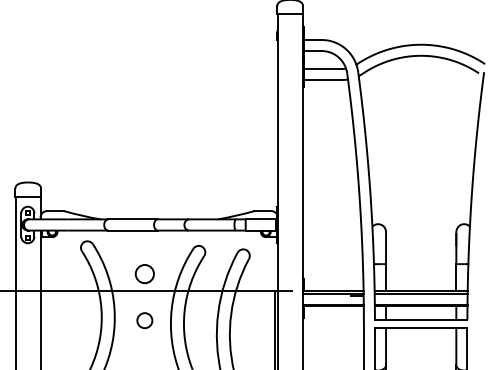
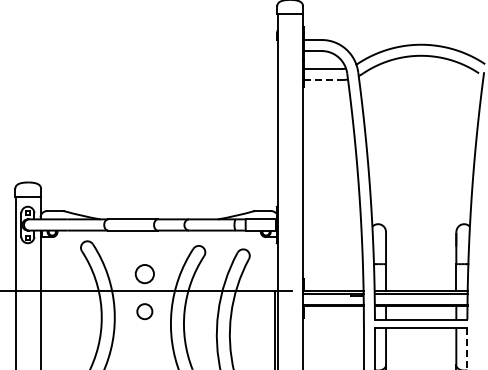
line: solid -> dashed (322, 80)
circle position: (144, 320) -> (144, 311) (144, 311)
line: solid -> dashed (467, 349)
